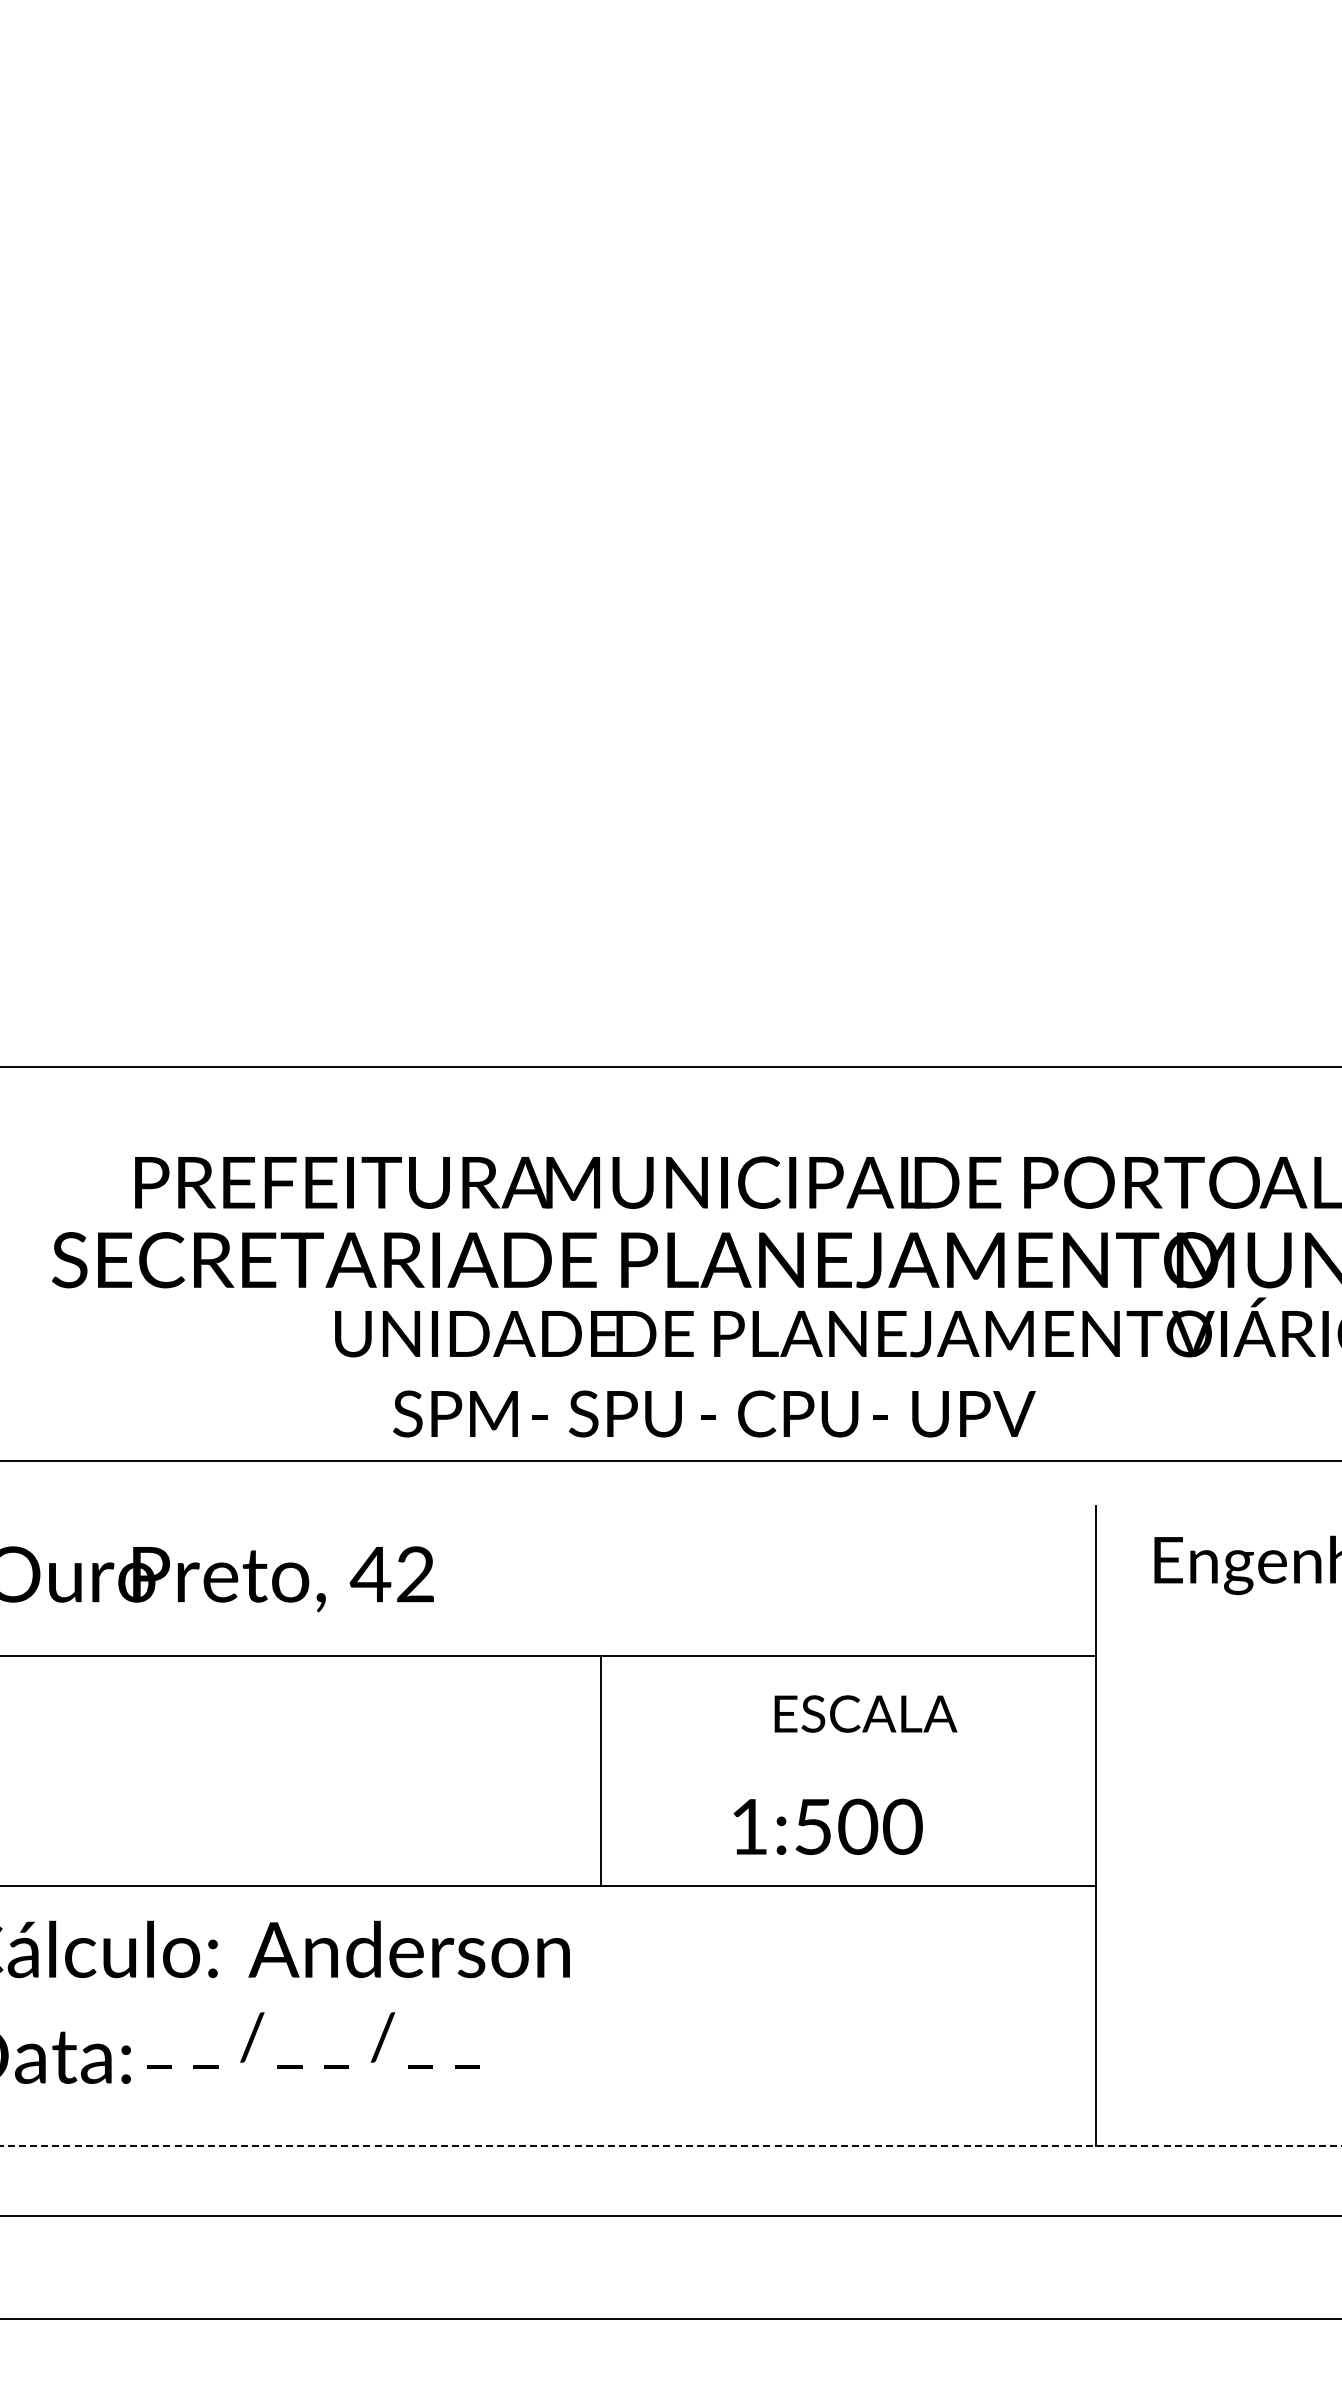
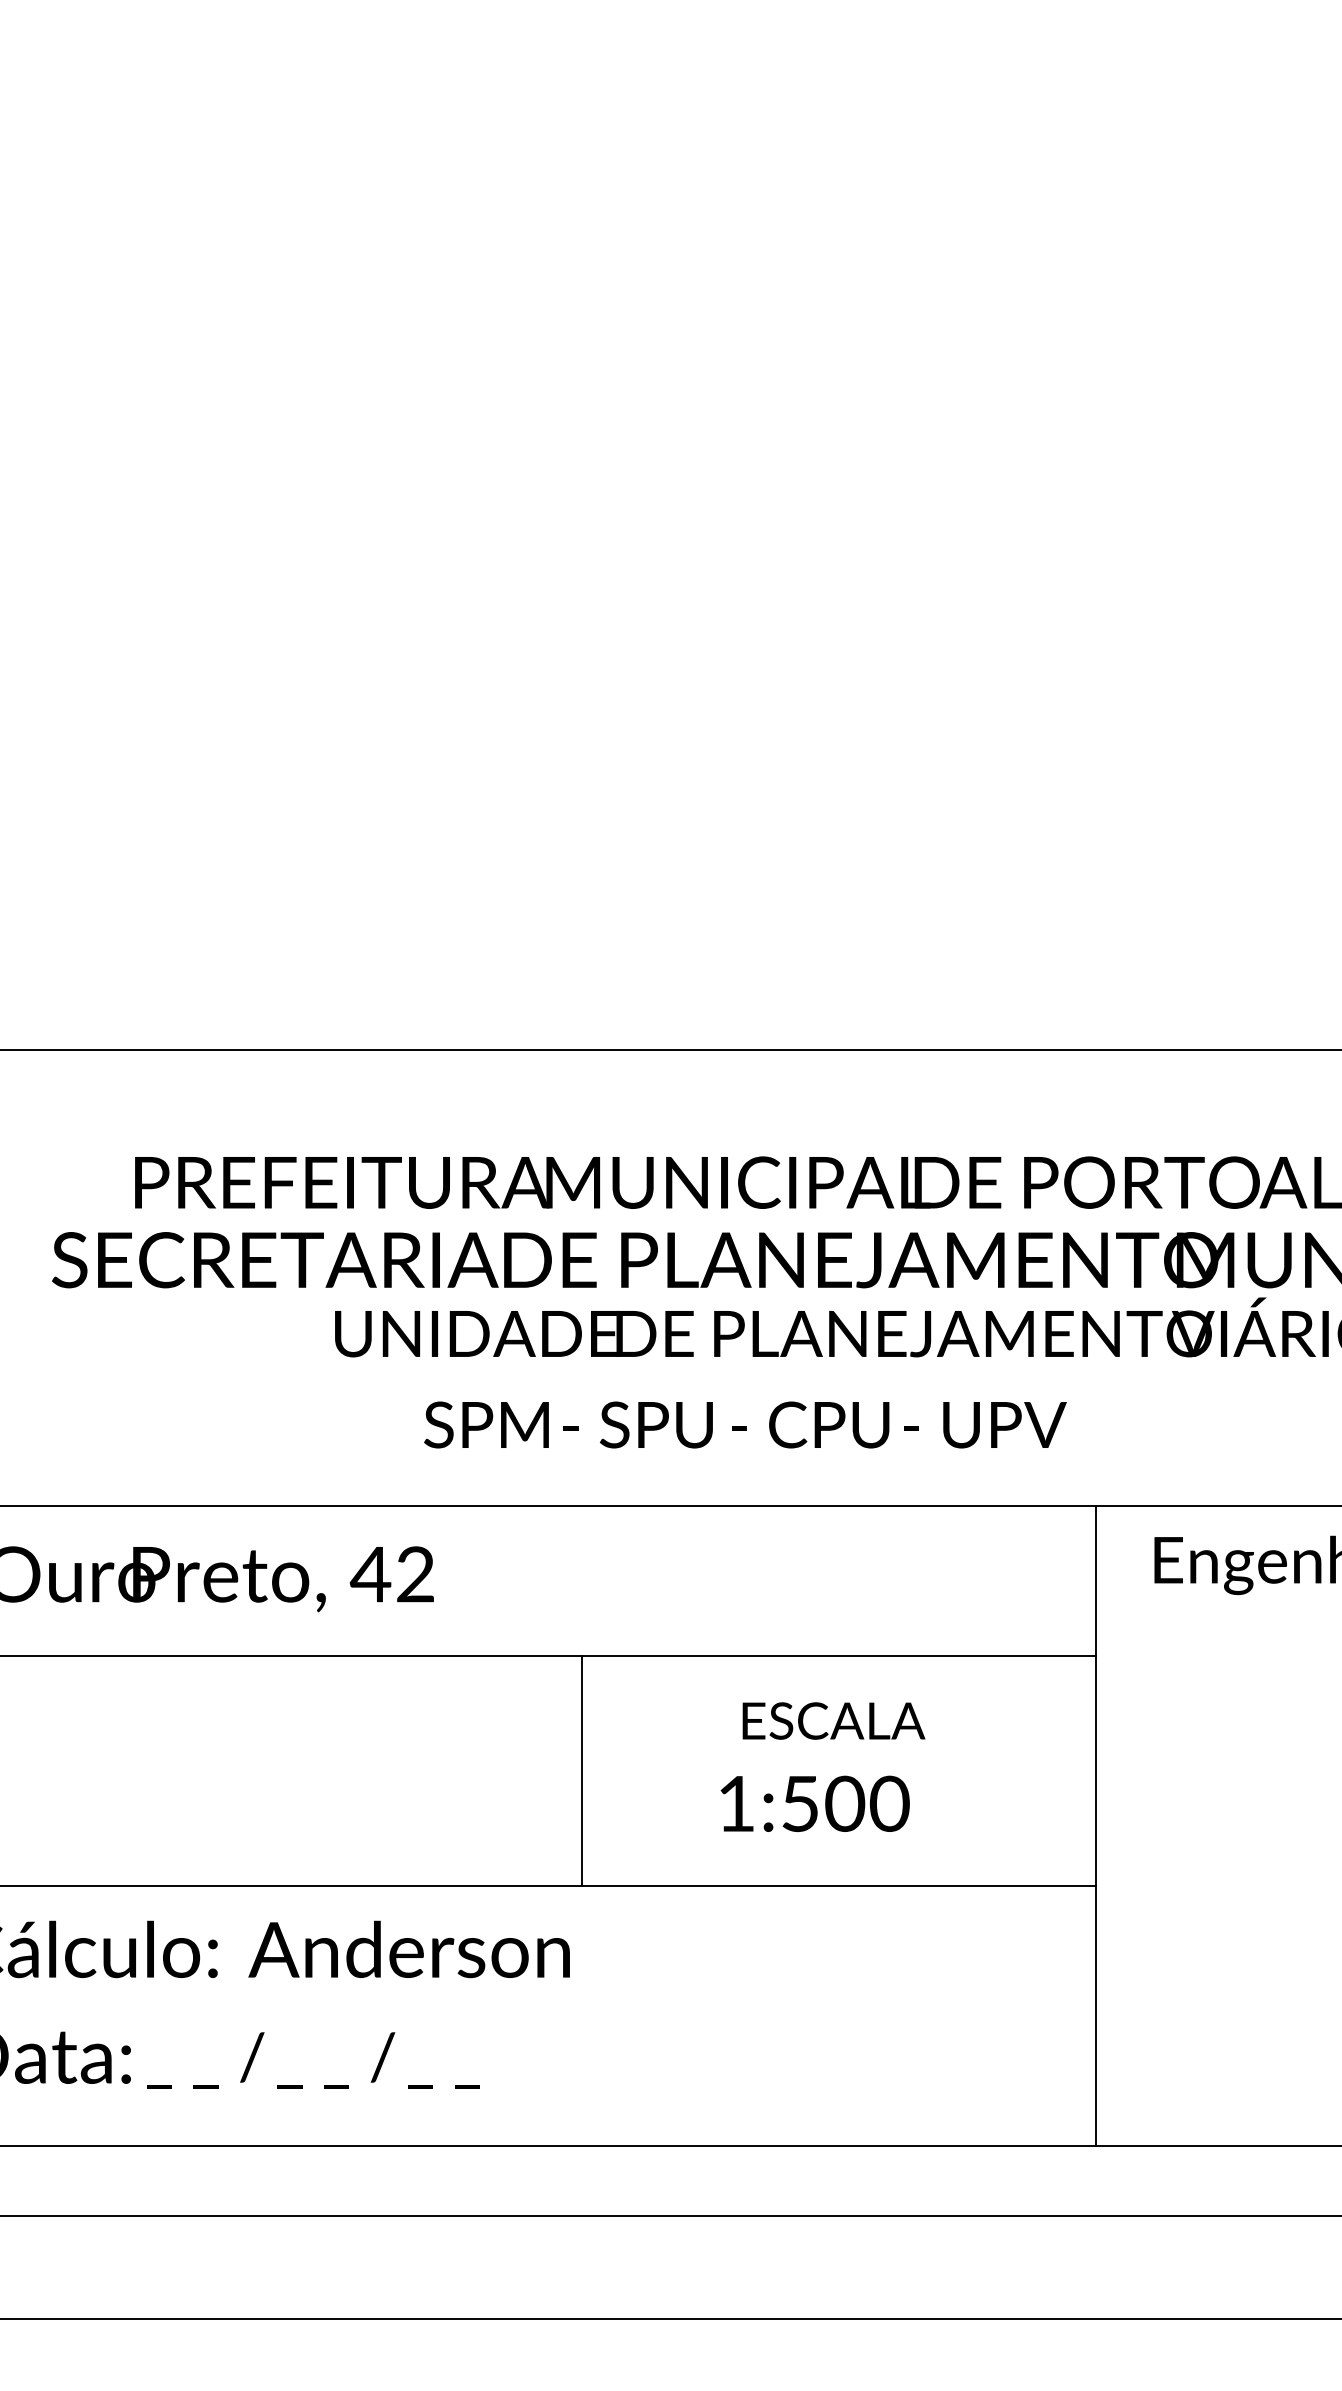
line position: (670, 1067) -> (670, 1050) (670, 1050)
text position: (714, 1413) -> (745, 1424) (745, 1424)
line position: (670, 1461) -> (670, 1506) (670, 1506)
text position: (865, 1713) -> (833, 1720) (833, 1720)
line position: (600, 1771) -> (581, 1771) (581, 1771)
text position: (827, 1826) -> (814, 1803) (814, 1803)
text position: (313, 2040) -> (313, 2060) (313, 2060)
line: dashed -> solid (670, 2145)
